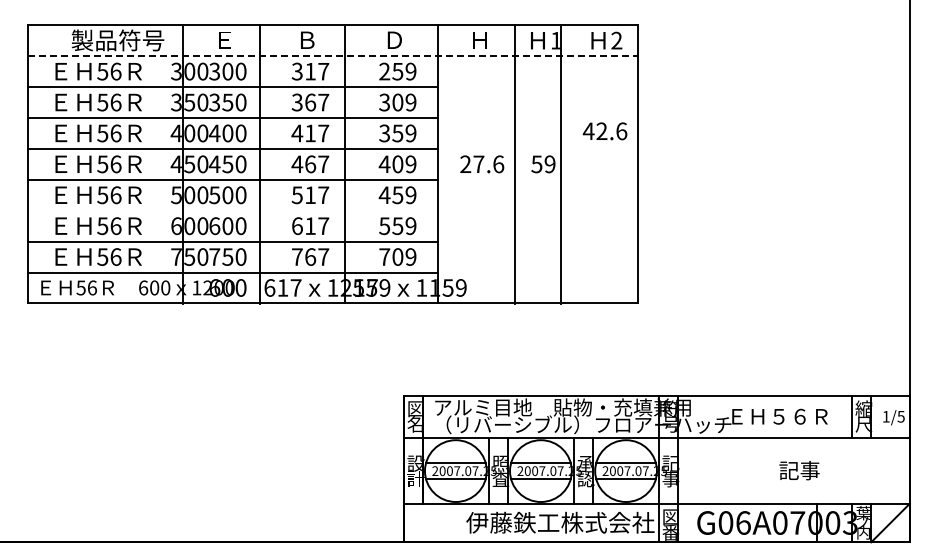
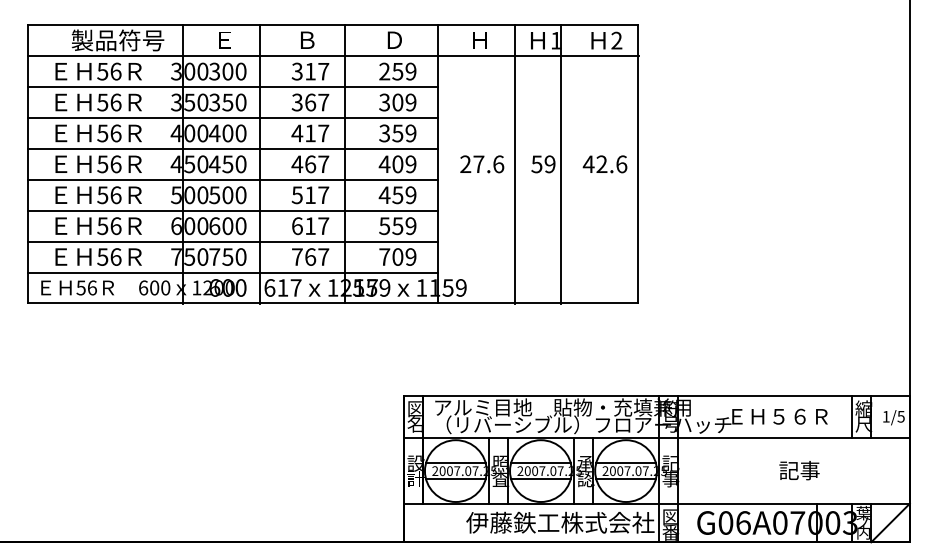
line: dashed -> solid (333, 56)
text position: (604, 131) -> (604, 164) (604, 164)
line: none -> present (232, 210)
